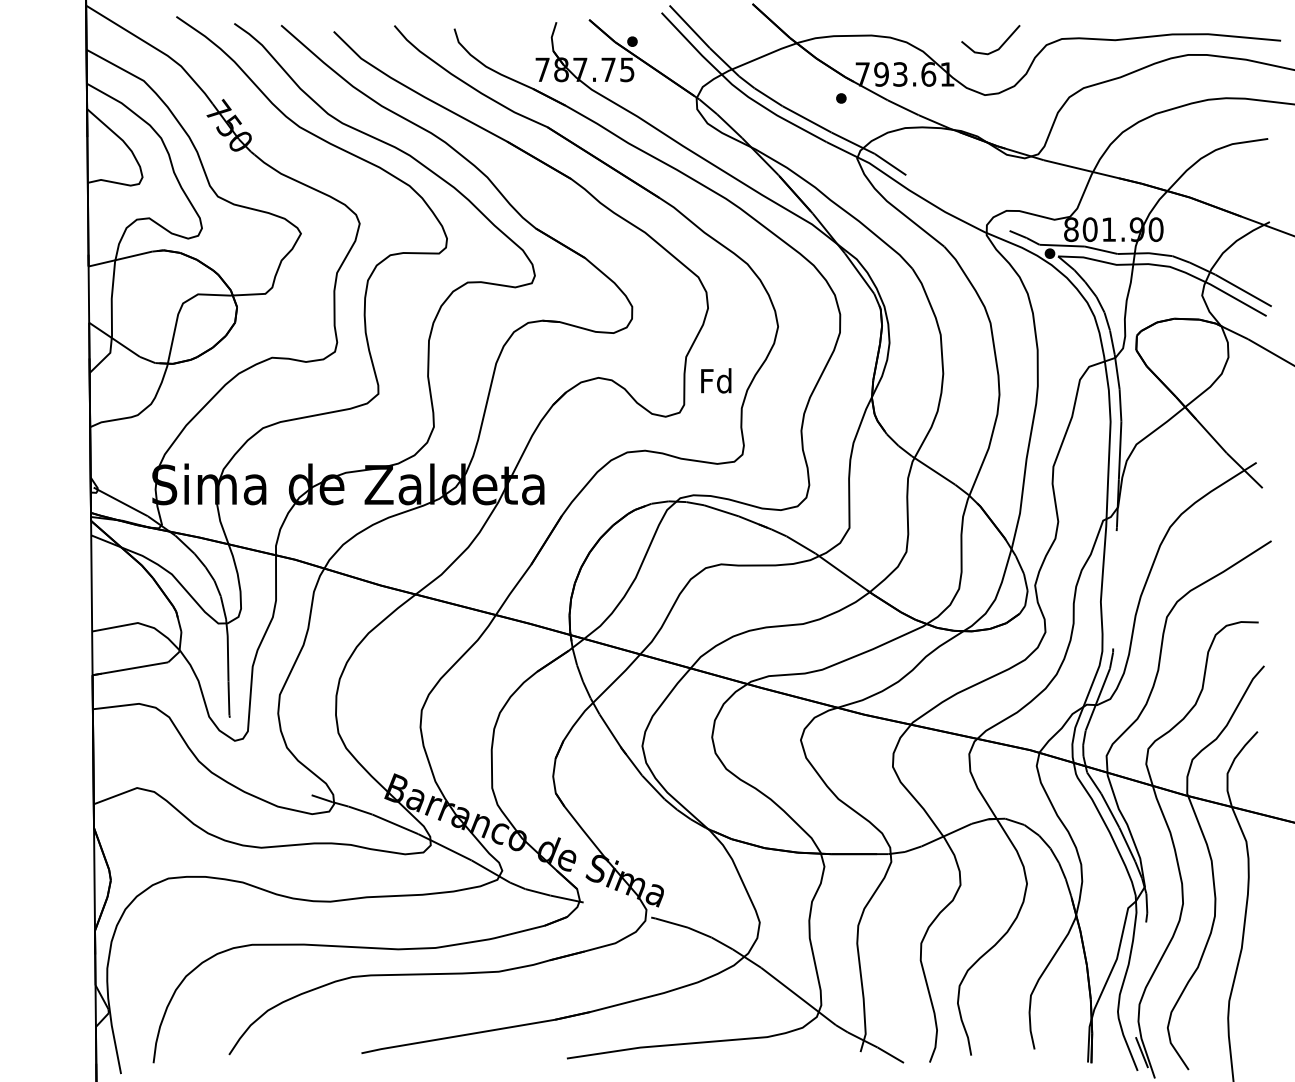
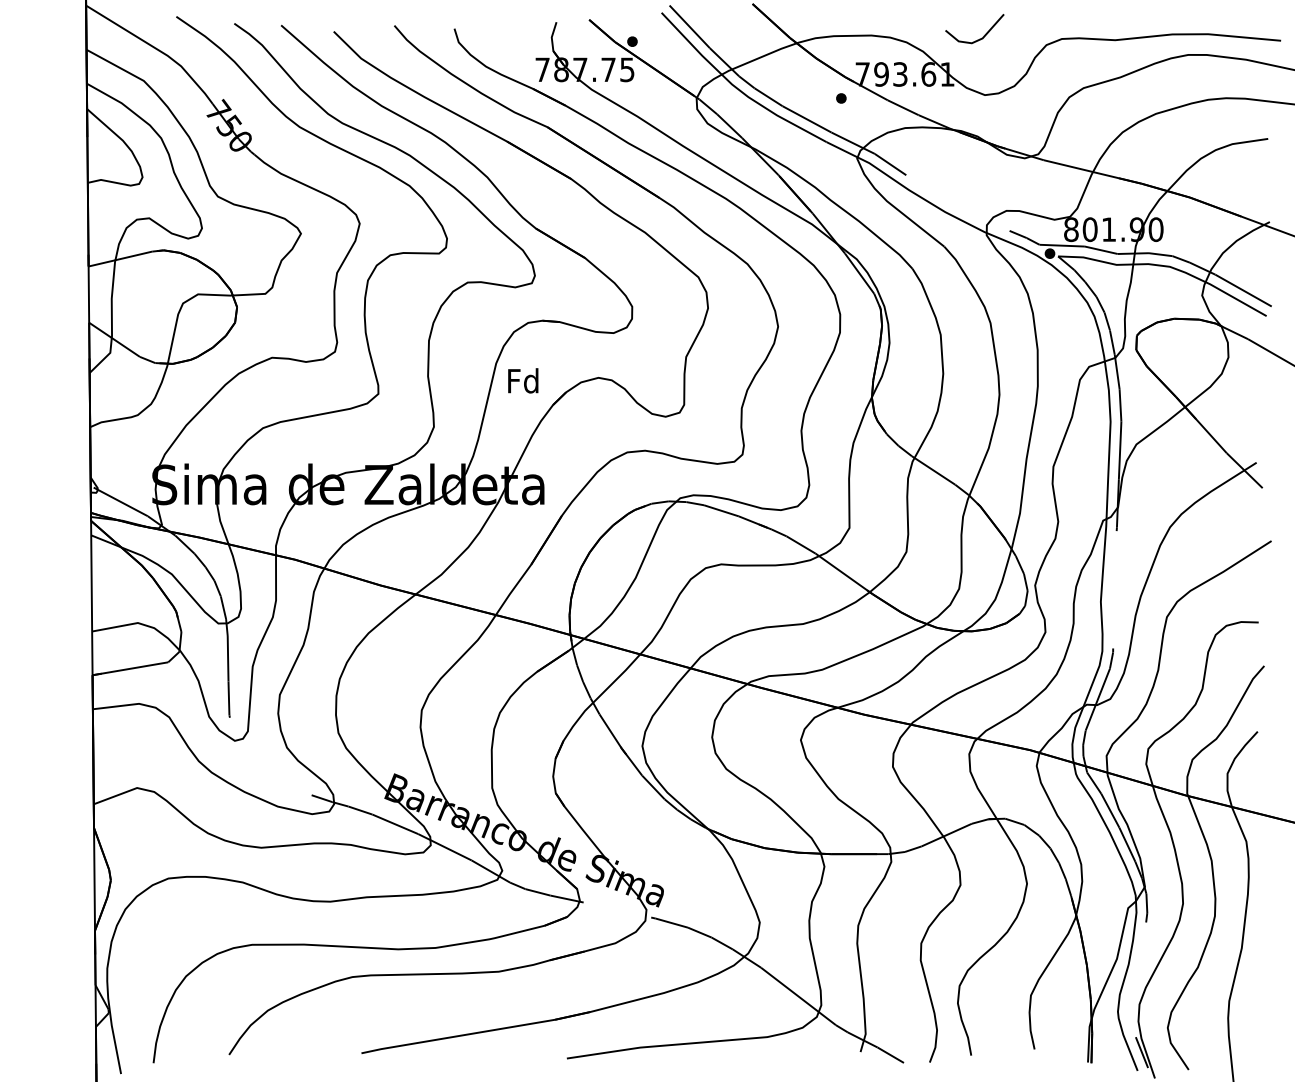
line position: (995, 49) -> (979, 38) (979, 38)
text position: (716, 380) -> (523, 380) (523, 380)
